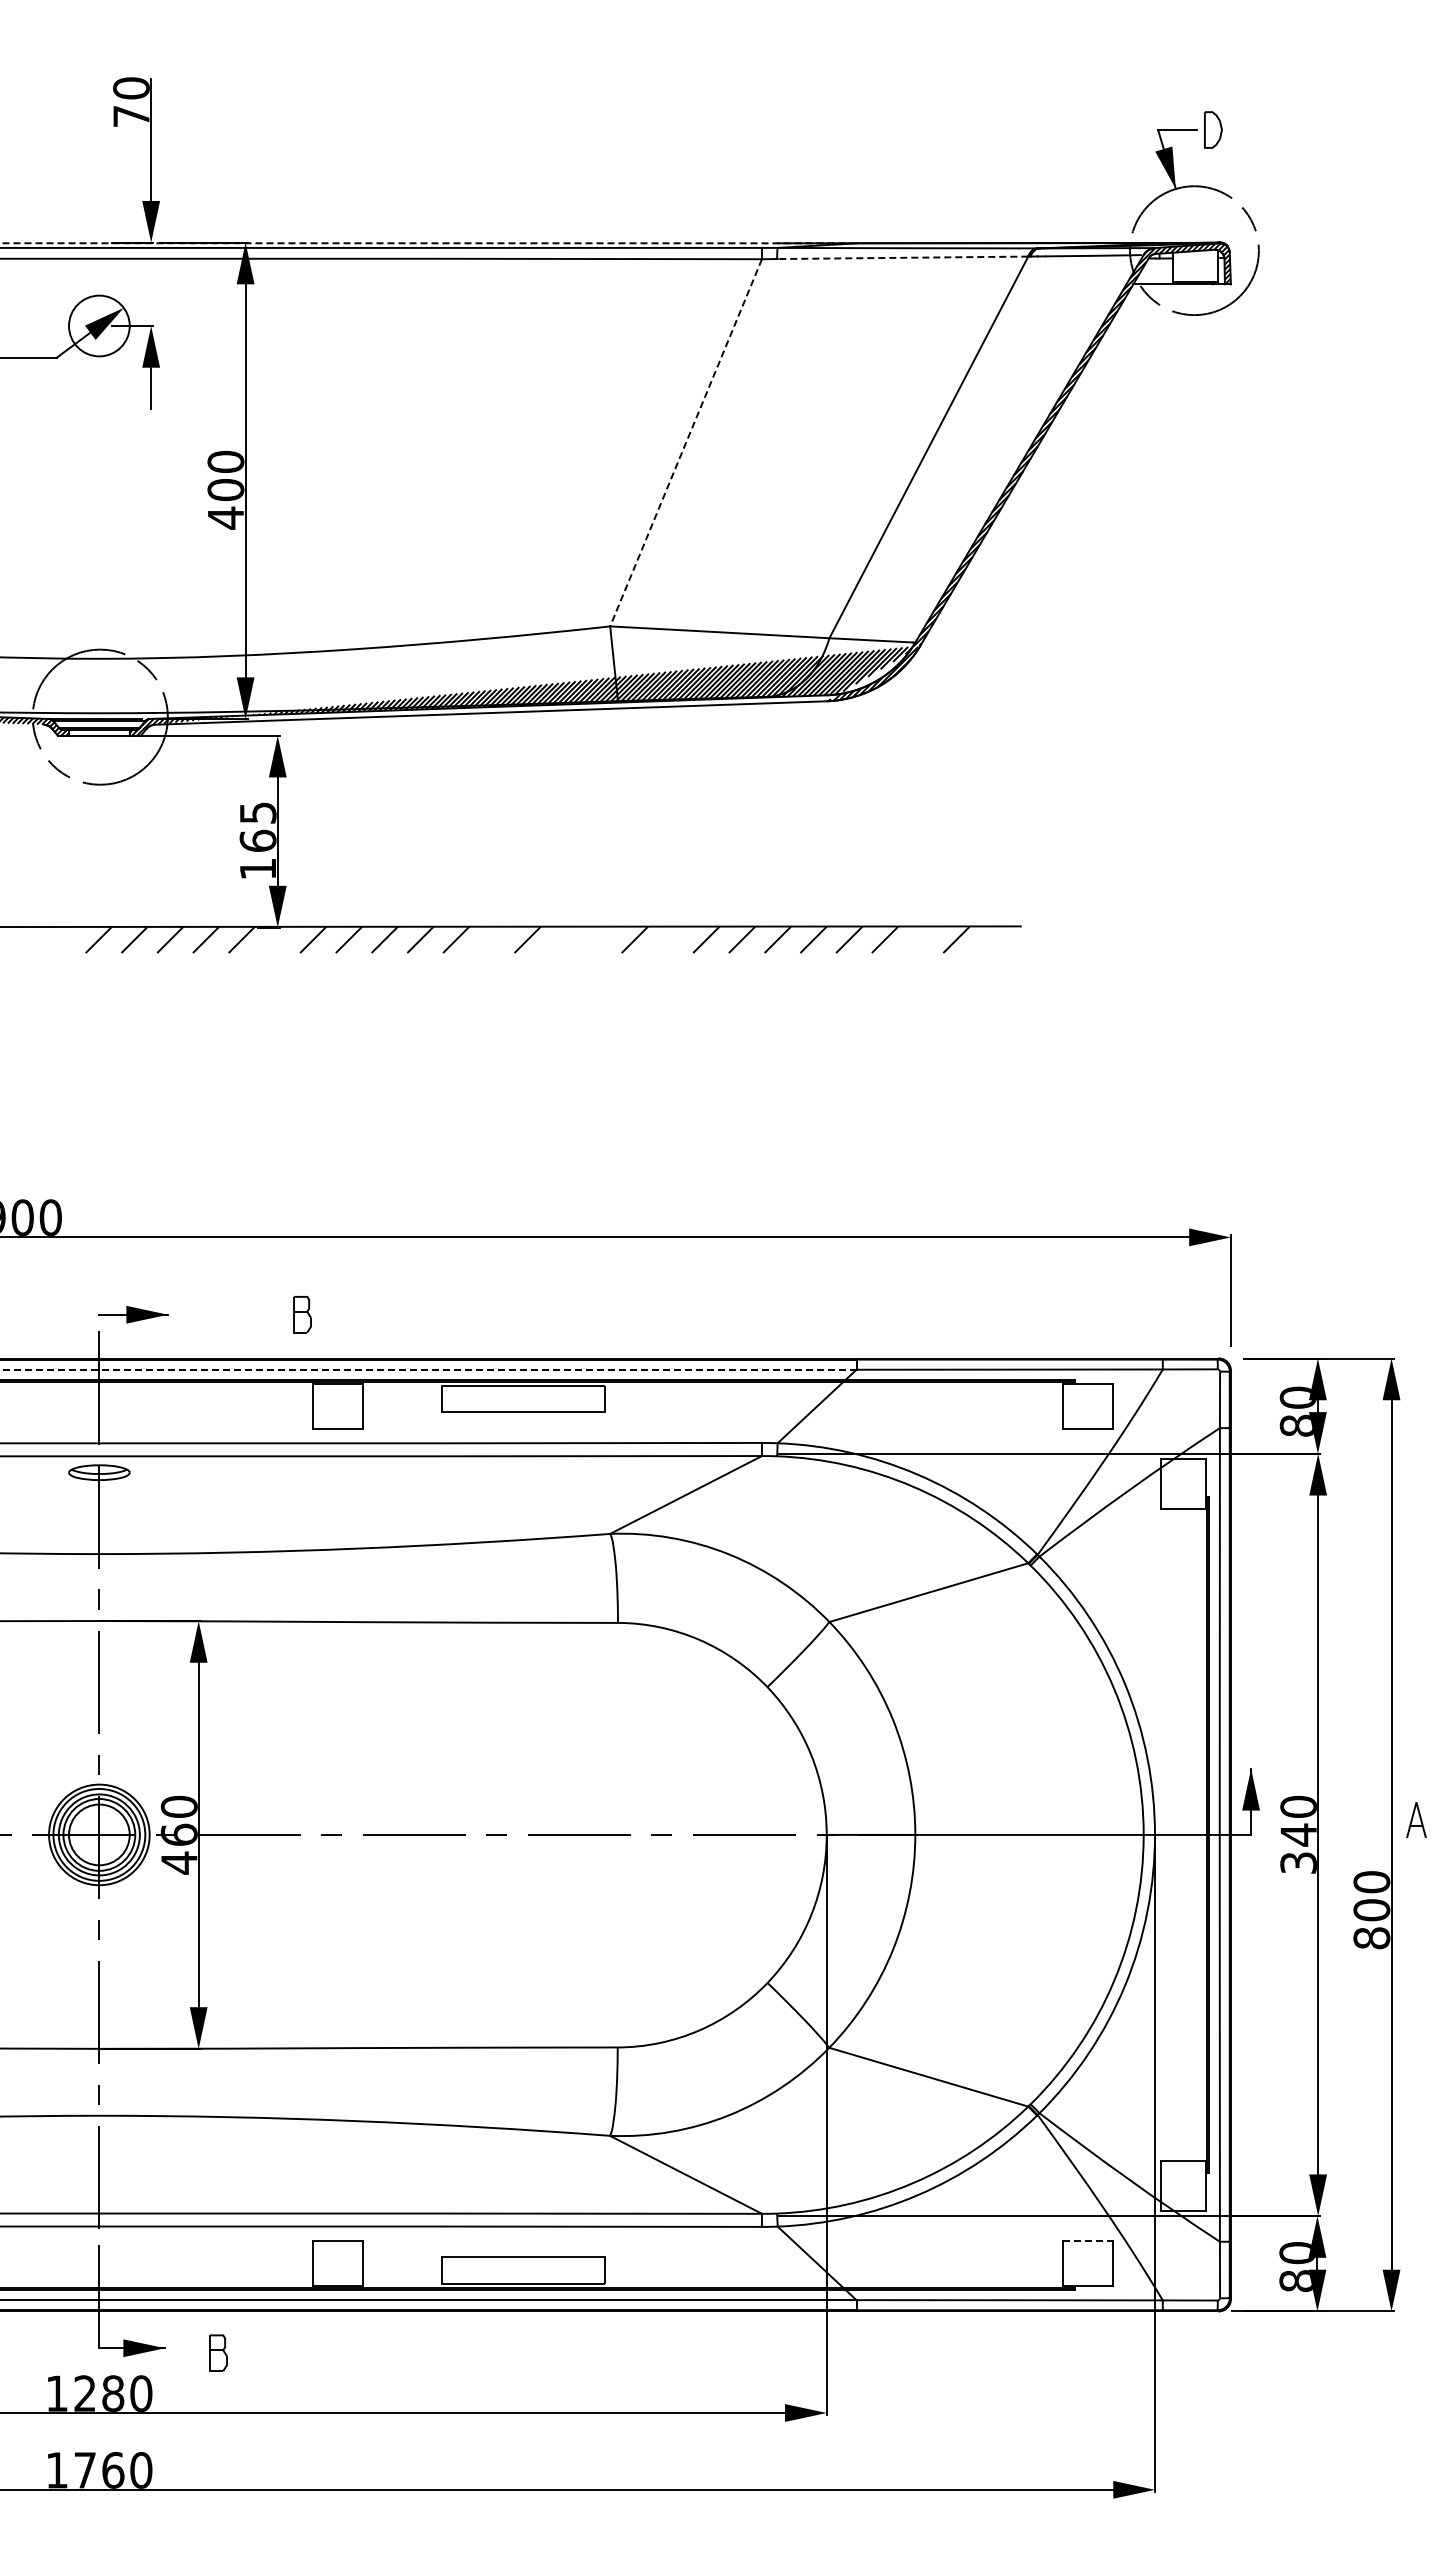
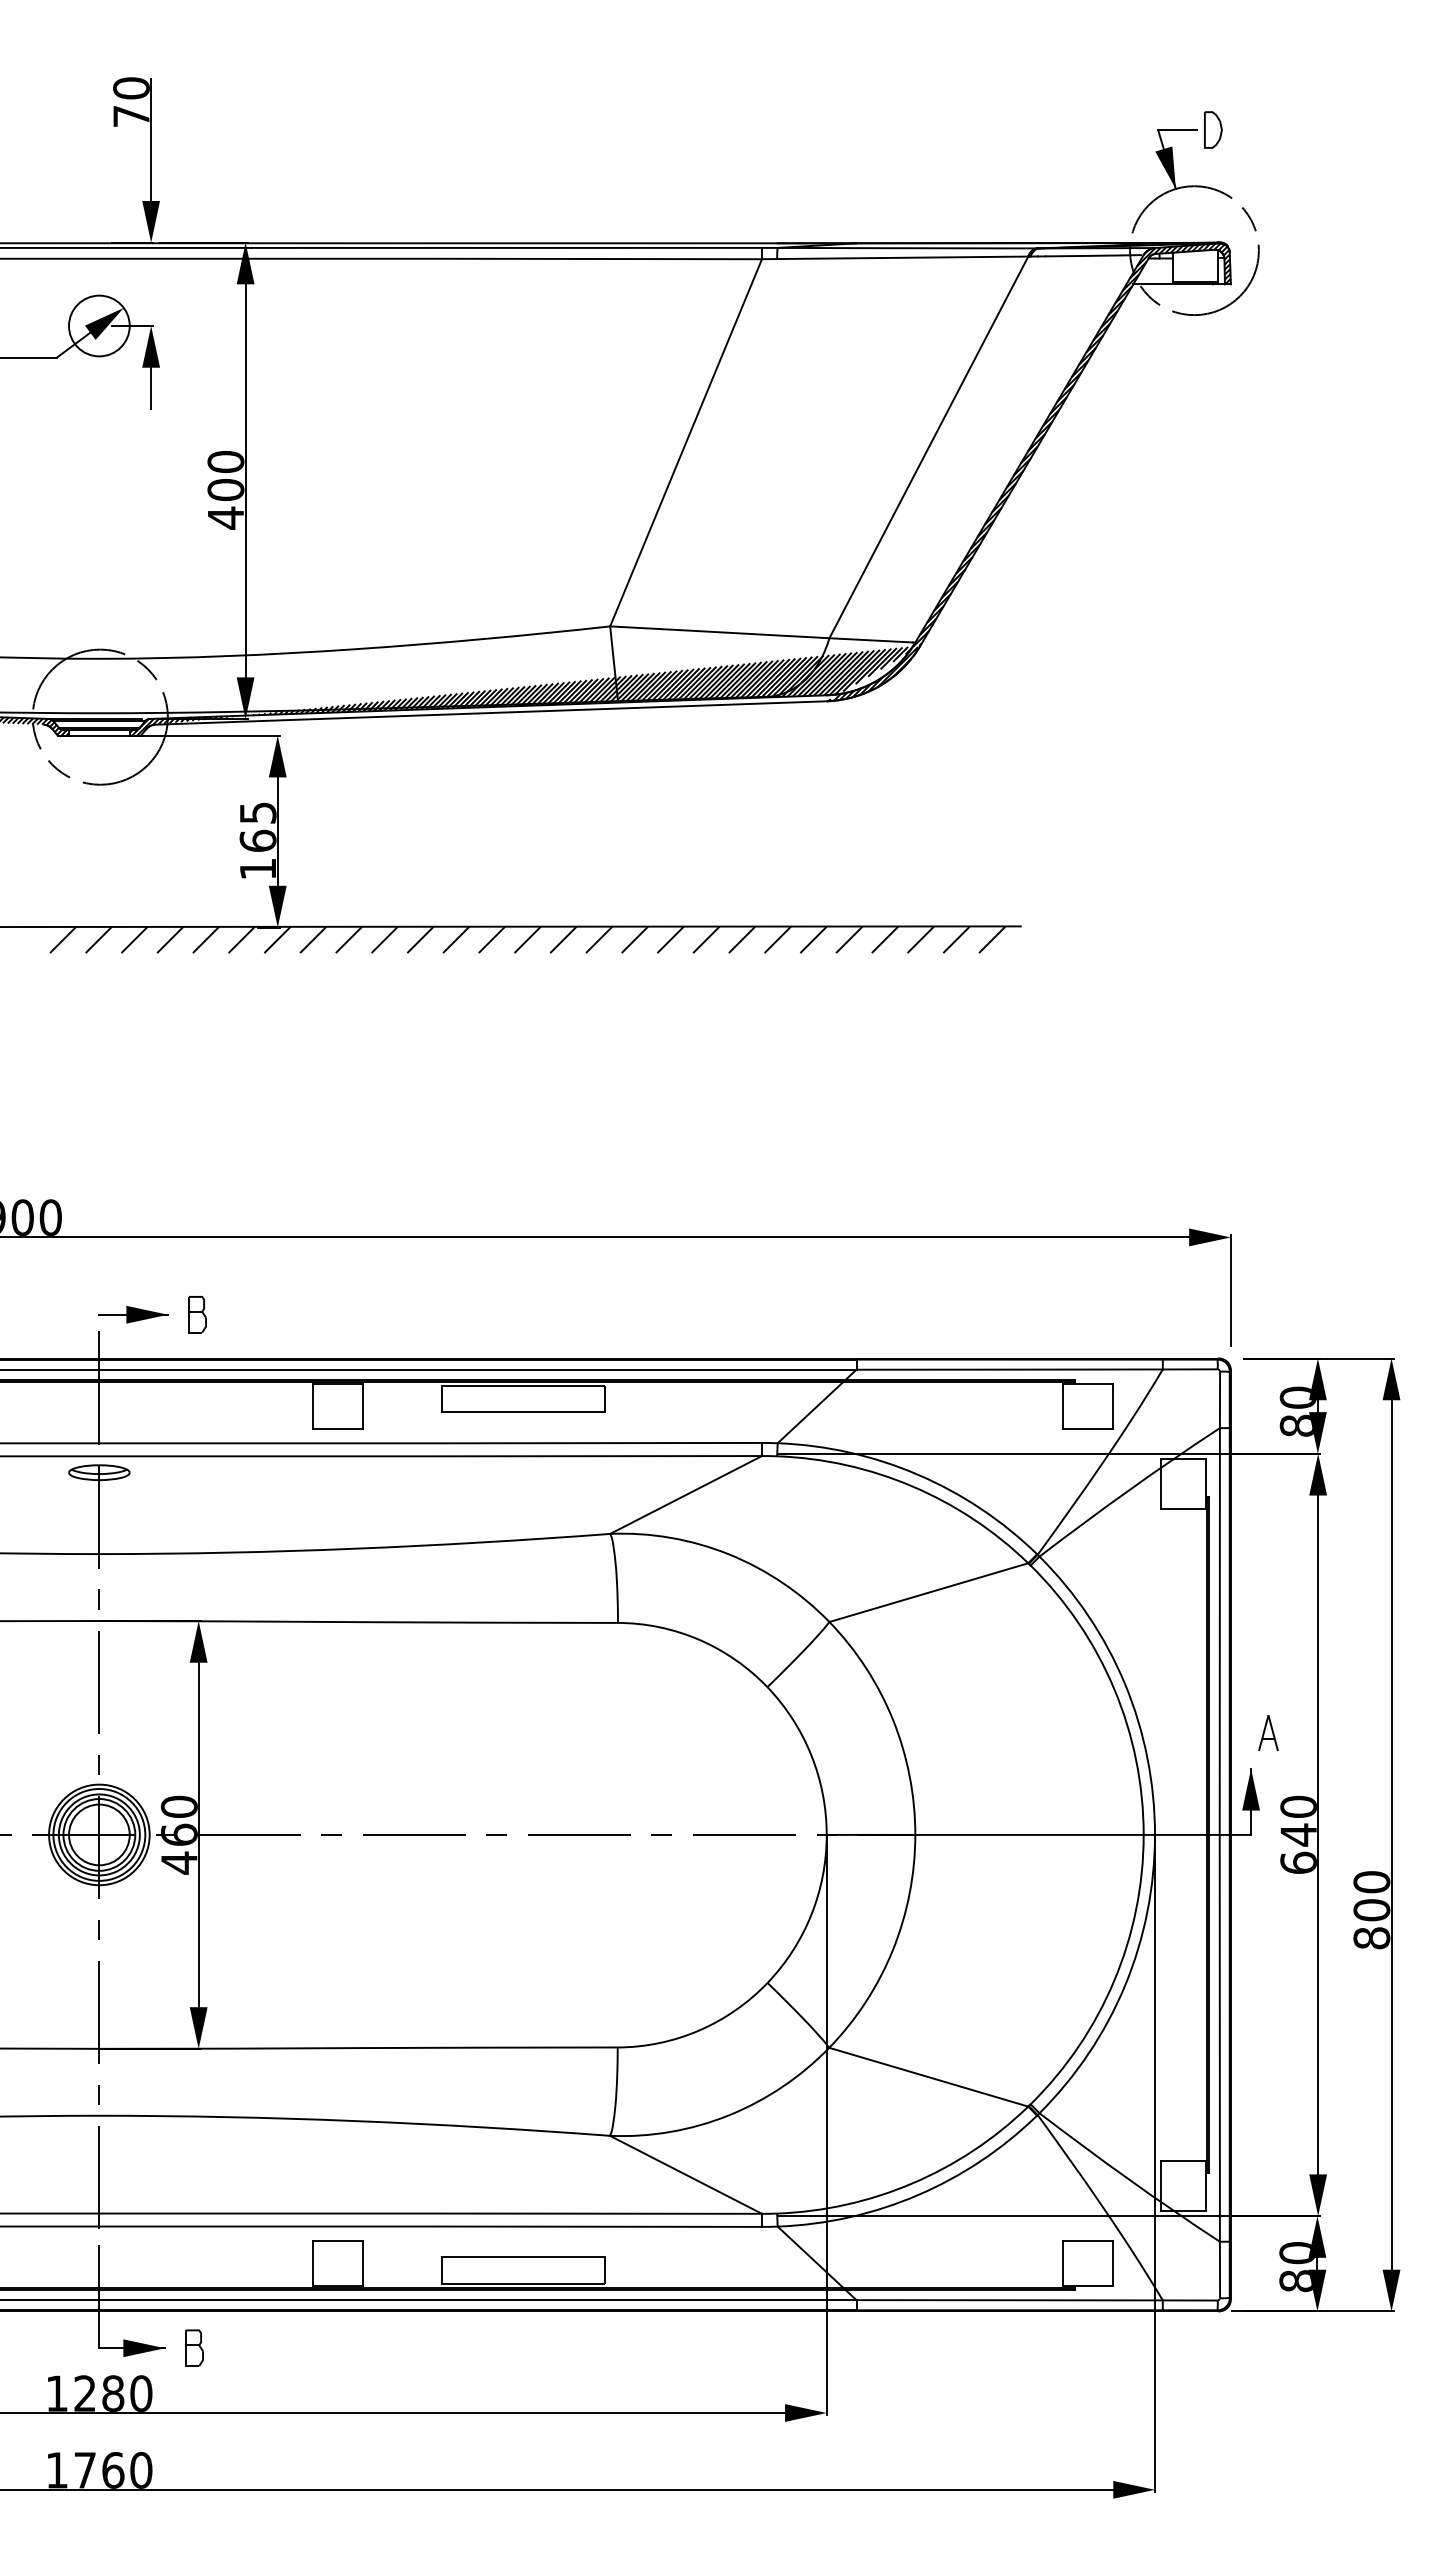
line: dashed -> solid (428, 243)
line: dashed -> solid (902, 257)
line: dashed -> solid (686, 442)
line: none -> present (62, 939)
line: none -> present (277, 939)
line: none -> present (491, 939)
line: none -> present (562, 939)
line: none -> present (598, 939)
line: none -> present (670, 939)
line: none -> present (920, 939)
line: none -> present (991, 939)
part position: (302, 1314) -> (197, 1314) (197, 1314)
line: dashed -> solid (428, 1369)
part position: (1416, 1820) -> (1268, 1733) (1268, 1733)
text: 340 -> 640 (1298, 1862)
line: dashed -> solid (1088, 2241)
part position: (218, 2352) -> (194, 2347) (194, 2347)
